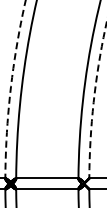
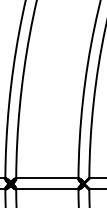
arc: dashed -> solid (10, 88)
arc: dashed -> solid (93, 100)
